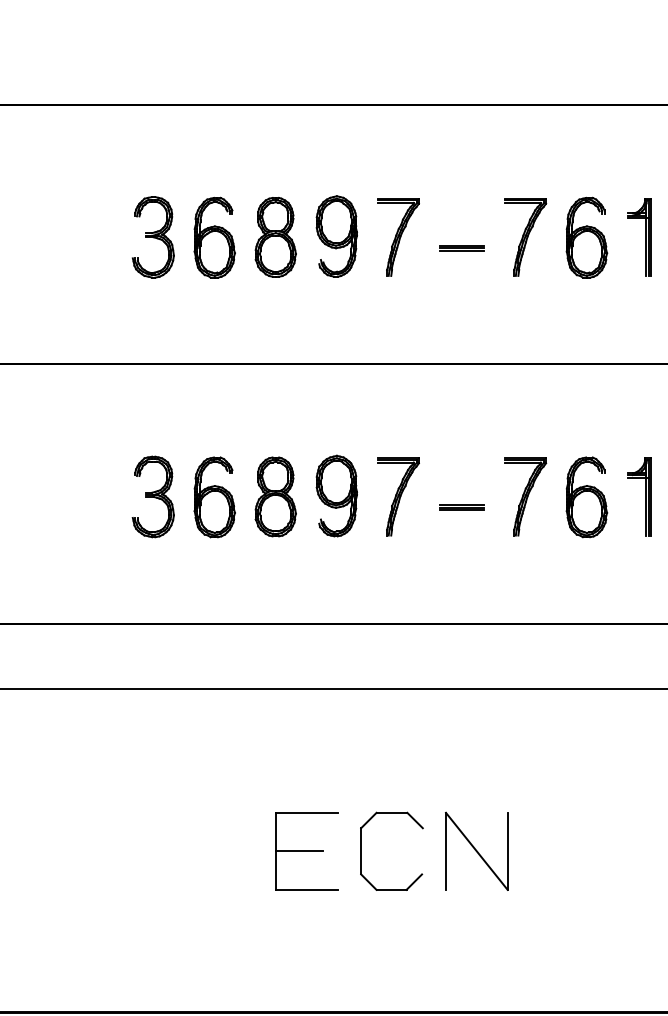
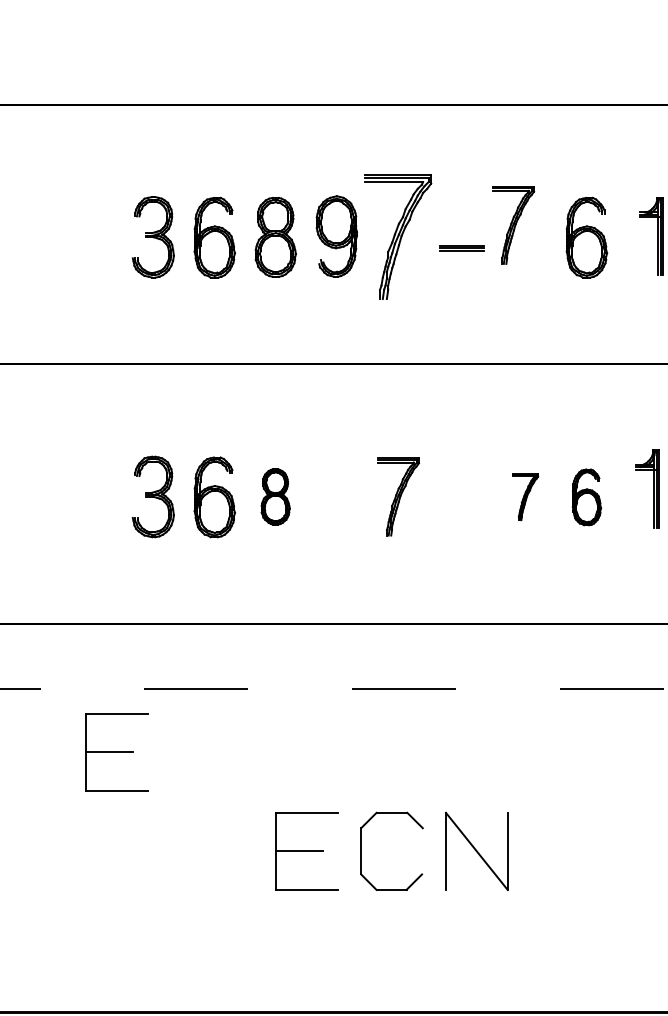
part size: 43x79 px -> 69x126 px (398, 236)
part position: (525, 237) -> (513, 225) (513, 225)
part position: (639, 237) -> (651, 236) (651, 236)
part: present -> none (336, 495)
part size: 43x82 px -> 31x58 px (275, 496)
part size: 44x80 px -> 28x49 px (525, 497)
part position: (639, 496) -> (647, 488) (647, 488)
part size: 44x83 px -> 32x59 px (586, 497)
part: present -> none (461, 507)
line: solid -> dashed (334, 688)
part: none -> present (116, 752)
